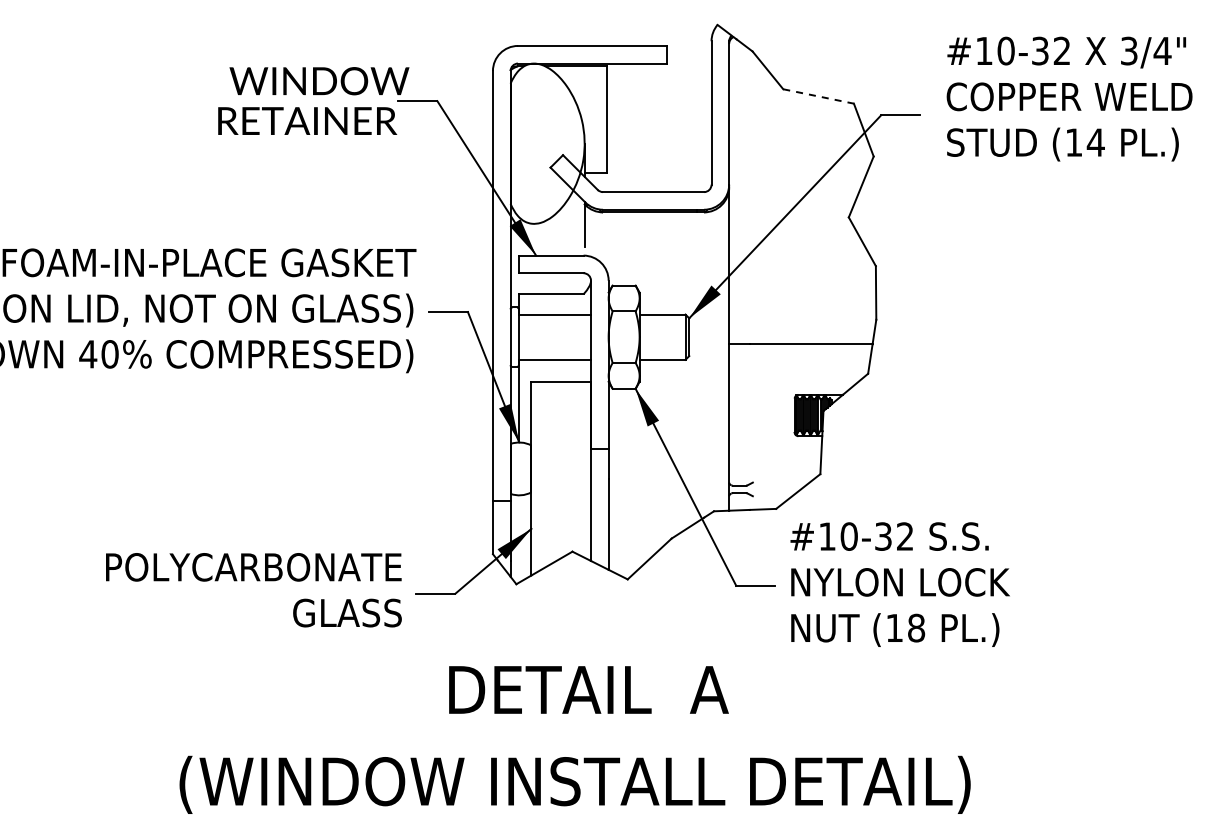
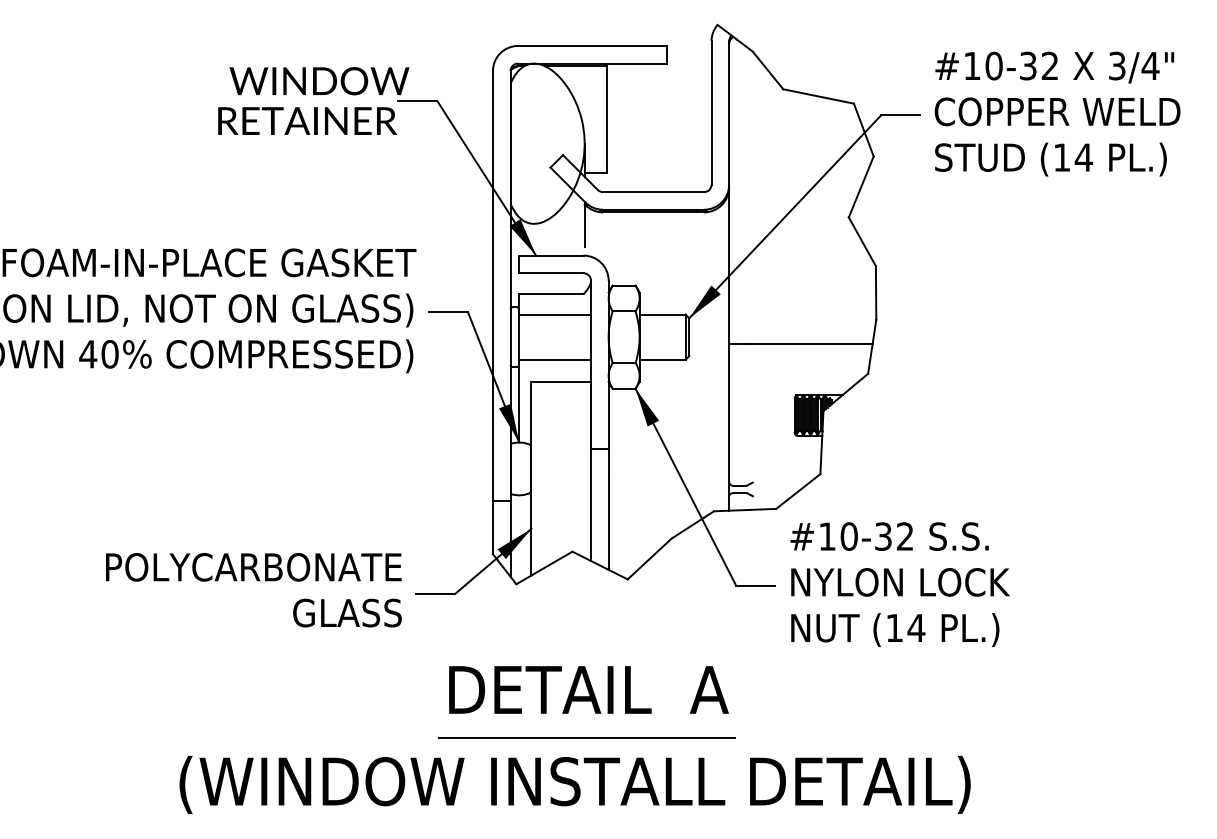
line: dashed -> solid (819, 96)
text position: (1069, 98) -> (1057, 113) (1057, 113)
text: (18 -> (14 (916, 627)
line: none -> present (586, 738)
